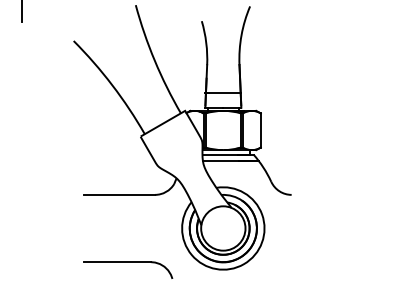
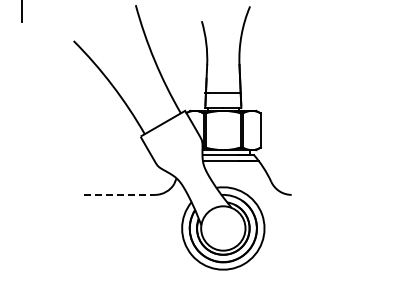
line: solid -> dashed (119, 194)
part: present -> none (128, 262)
